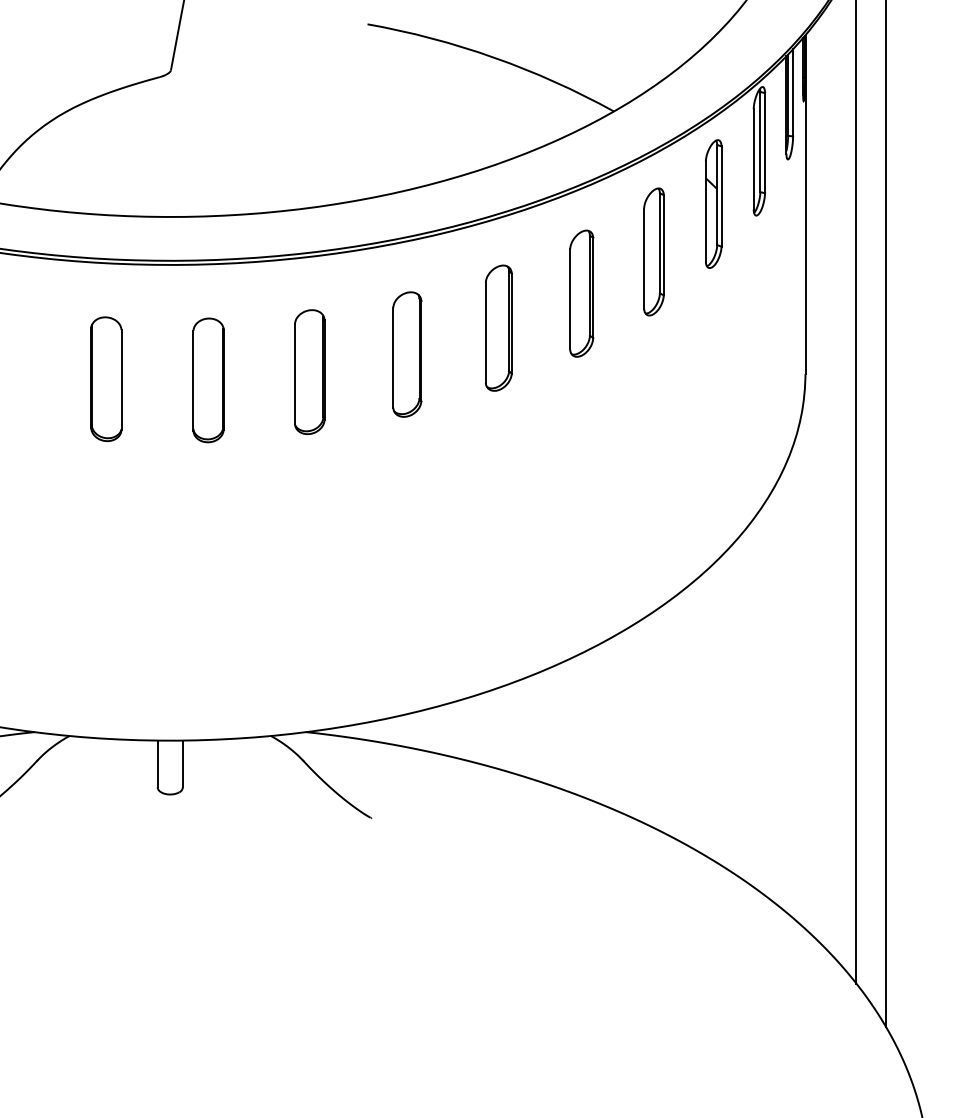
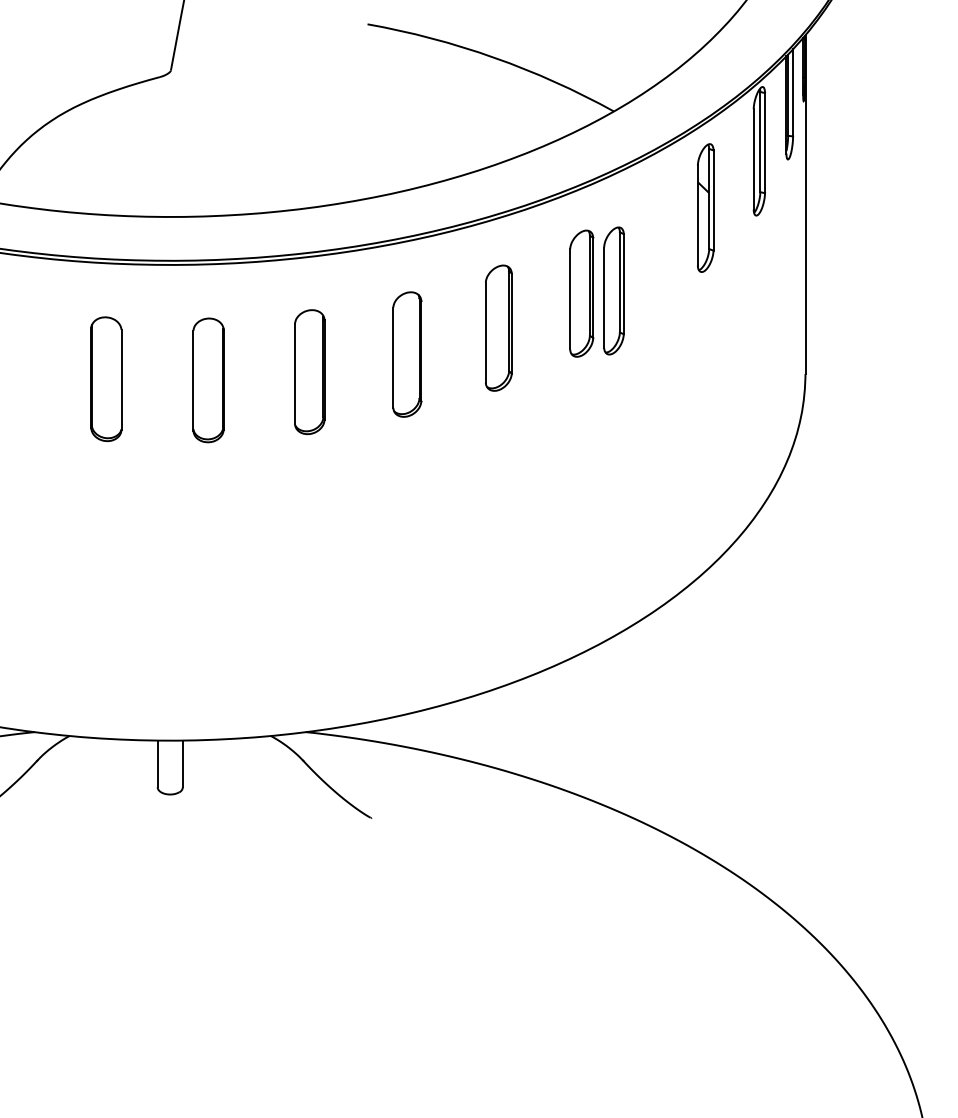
part position: (713, 203) -> (705, 207) (705, 207)
part position: (653, 251) -> (613, 290) (613, 290)
line: present -> none (856, 492)
line: present -> none (885, 514)
